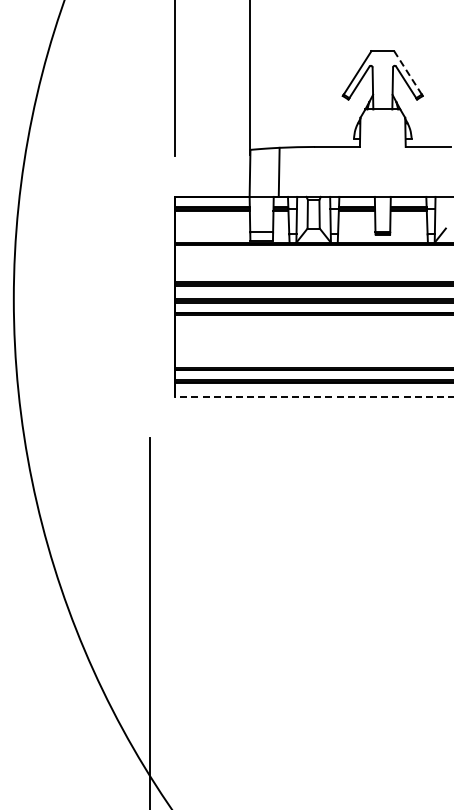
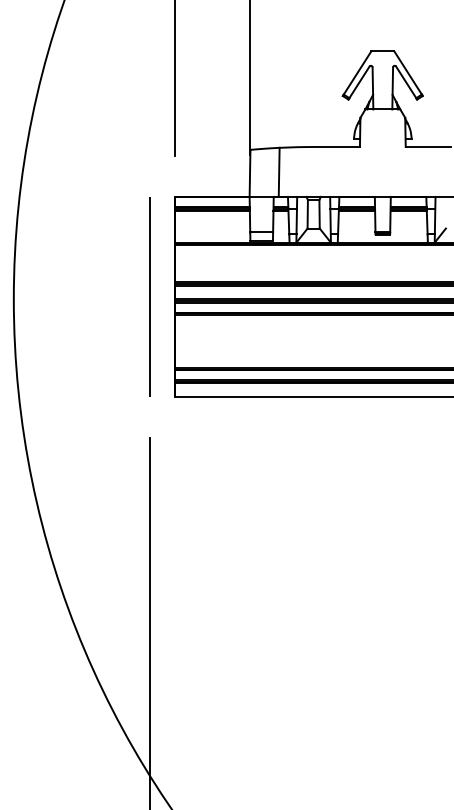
line: dashed -> solid (408, 72)
line: none -> present (149, 296)
line: dashed -> solid (313, 396)
